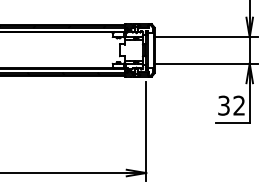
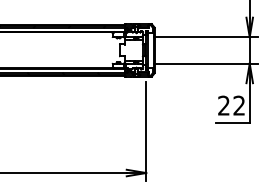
text: 32 -> 22 (223, 105)
